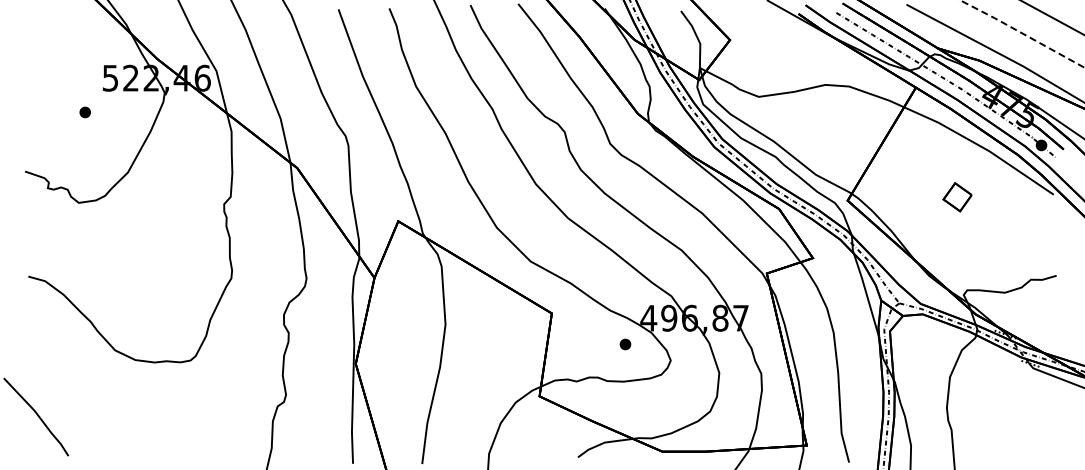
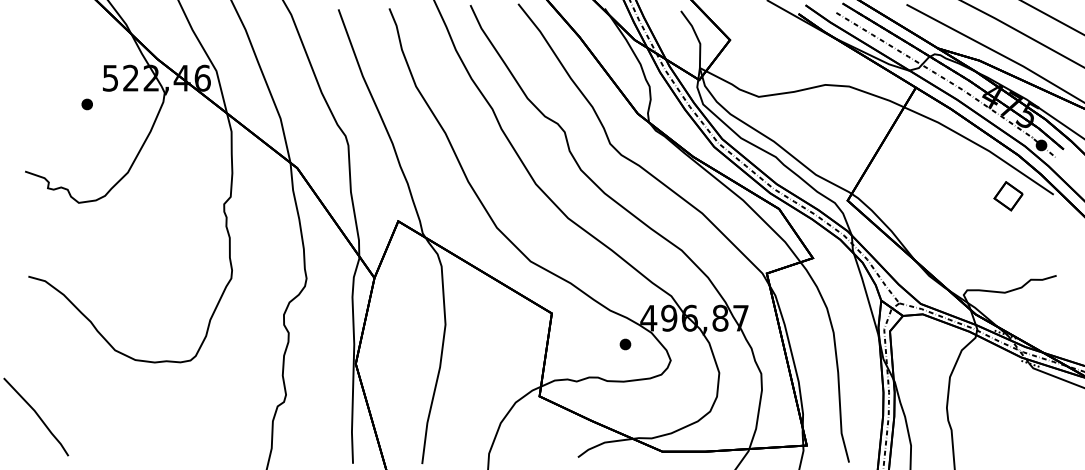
line: dashed -> solid (1022, 33)
part position: (84, 112) -> (86, 104) (86, 104)
part position: (957, 197) -> (1008, 196) (1008, 196)
